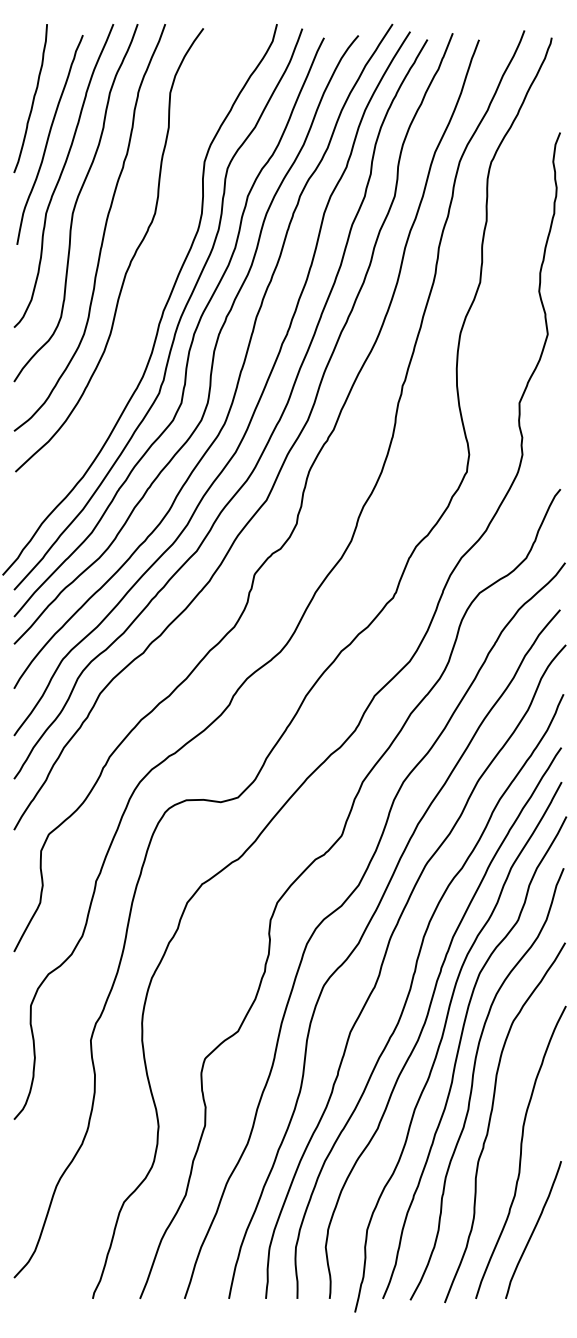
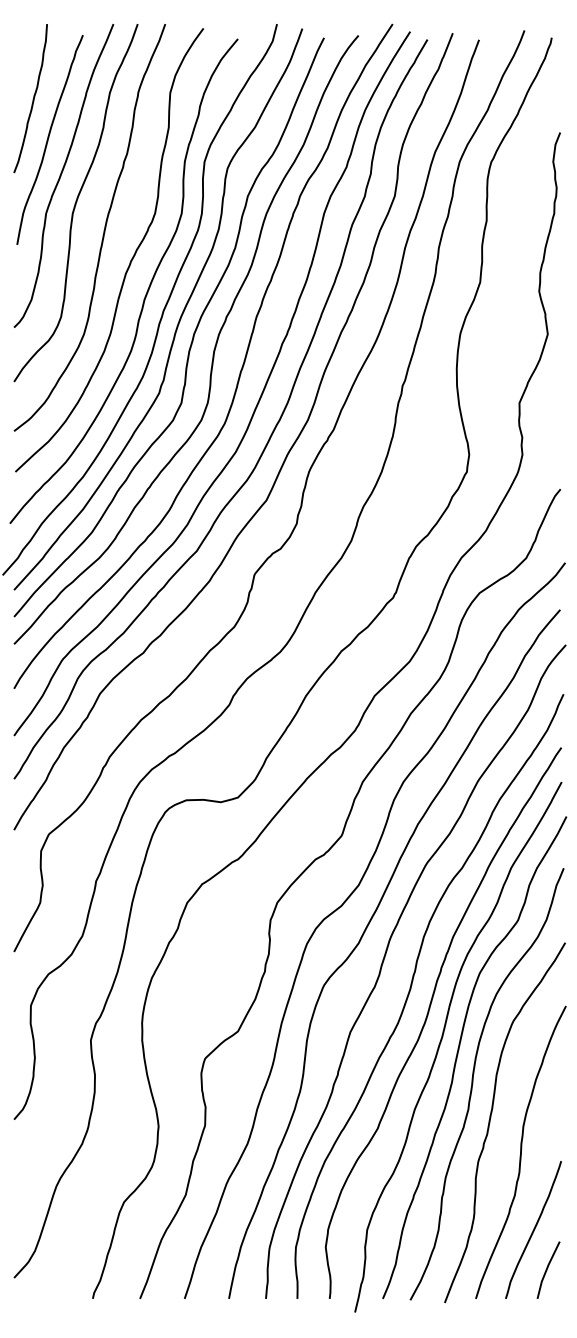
curve: none -> present (146, 291)
line: none -> present (548, 1268)
